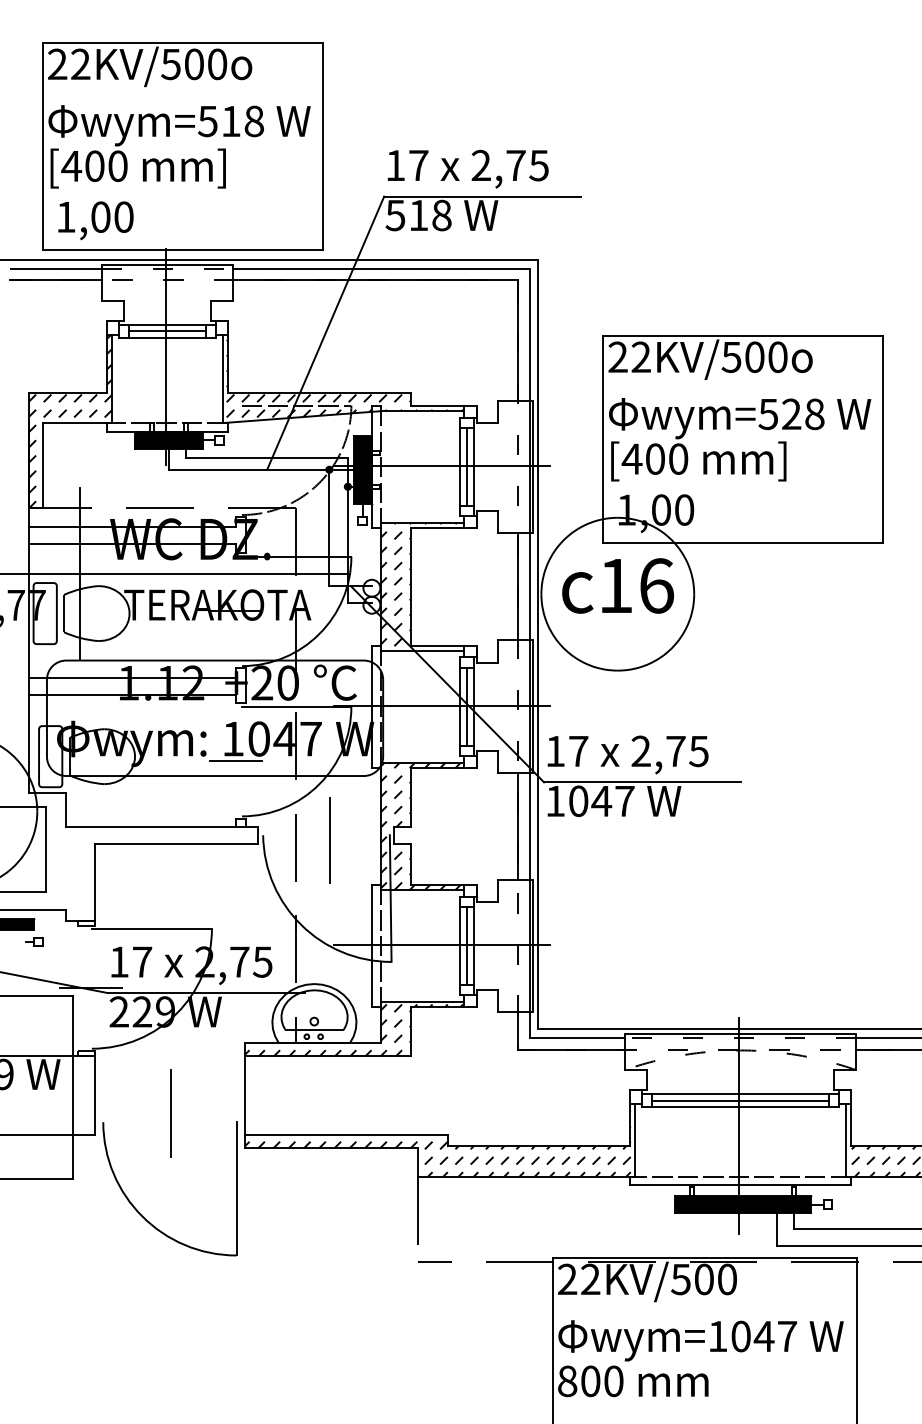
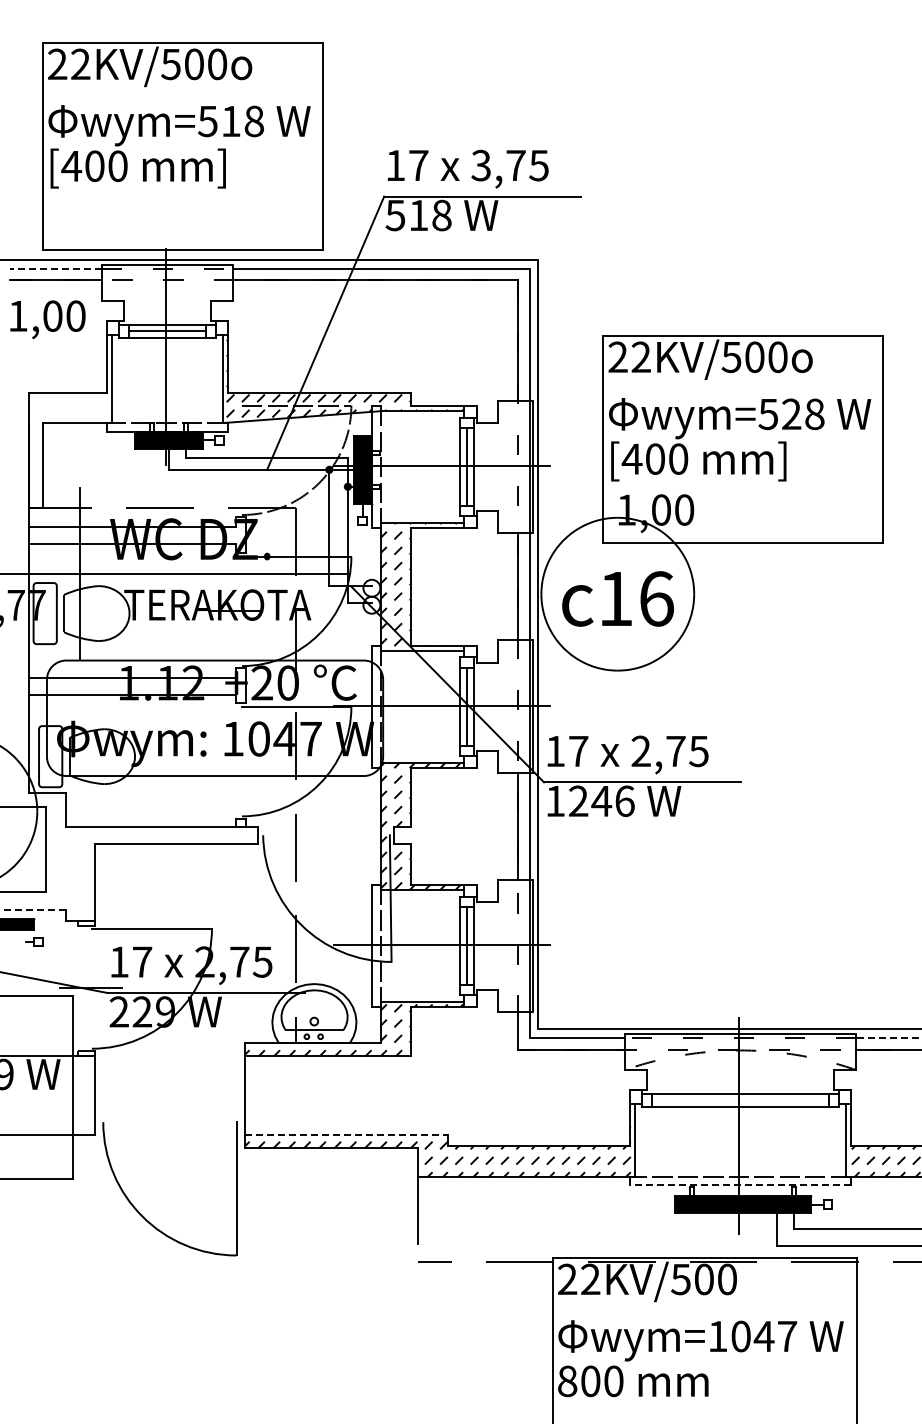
text: 2,75 -> 3,75 (480, 165)
text position: (95, 220) -> (47, 319) (47, 319)
line: solid -> dashed (56, 268)
hatch: present -> none (70, 421)
text position: (617, 585) -> (617, 598) (617, 598)
line: present -> none (235, 760)
text: 1047 -> 1246 (601, 801)
line: present -> none (329, 840)
line: solid -> dashed (33, 910)
line: solid -> dashed (888, 1037)
line: present -> none (740, 1100)
line: present -> none (170, 1113)
line: solid -> dashed (346, 1134)
line: solid -> dashed (740, 1185)
